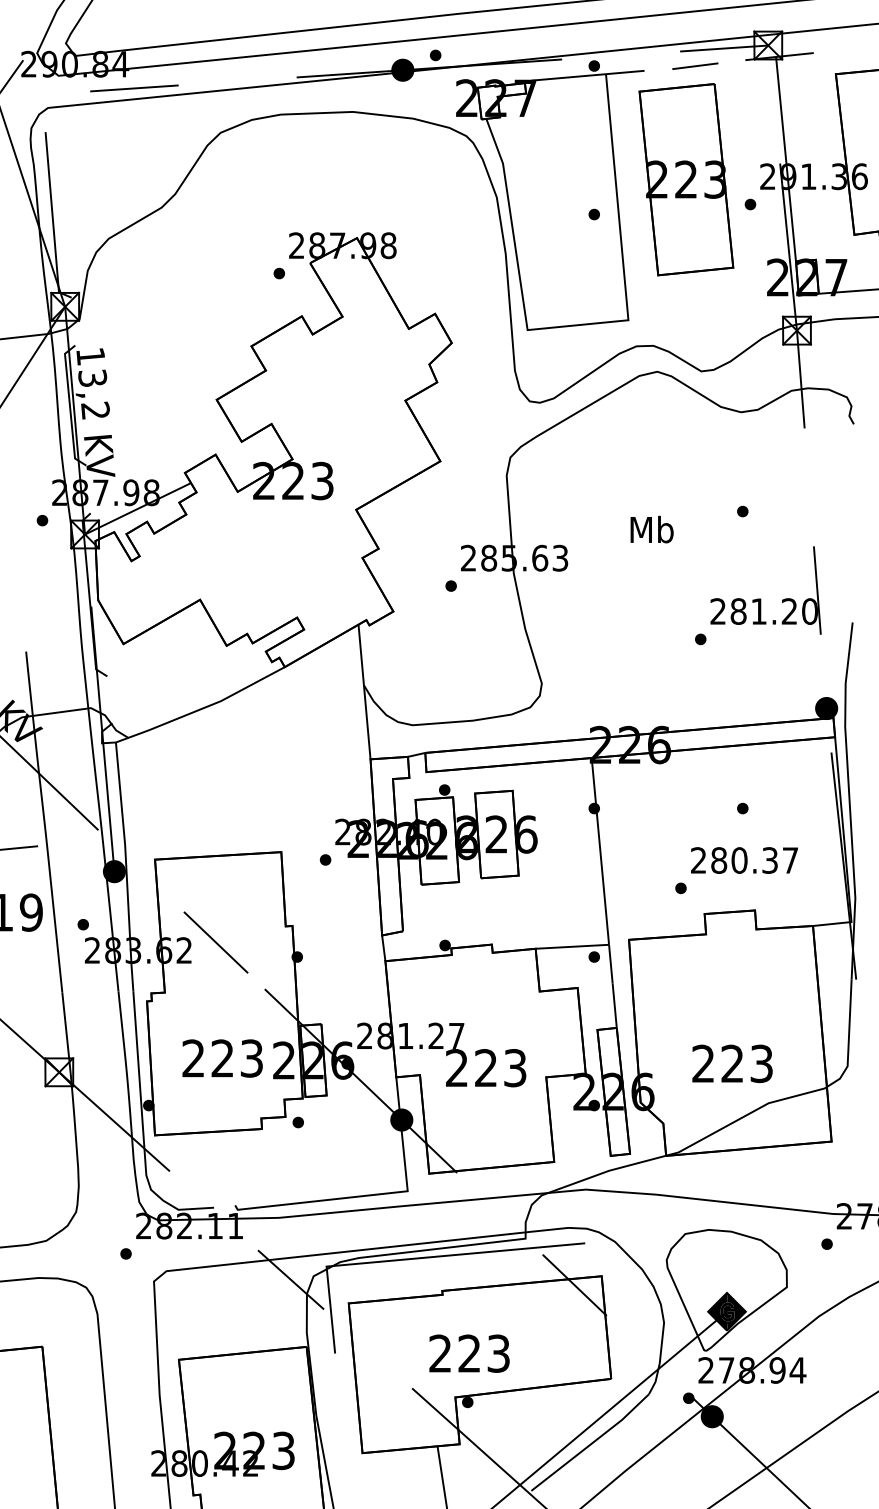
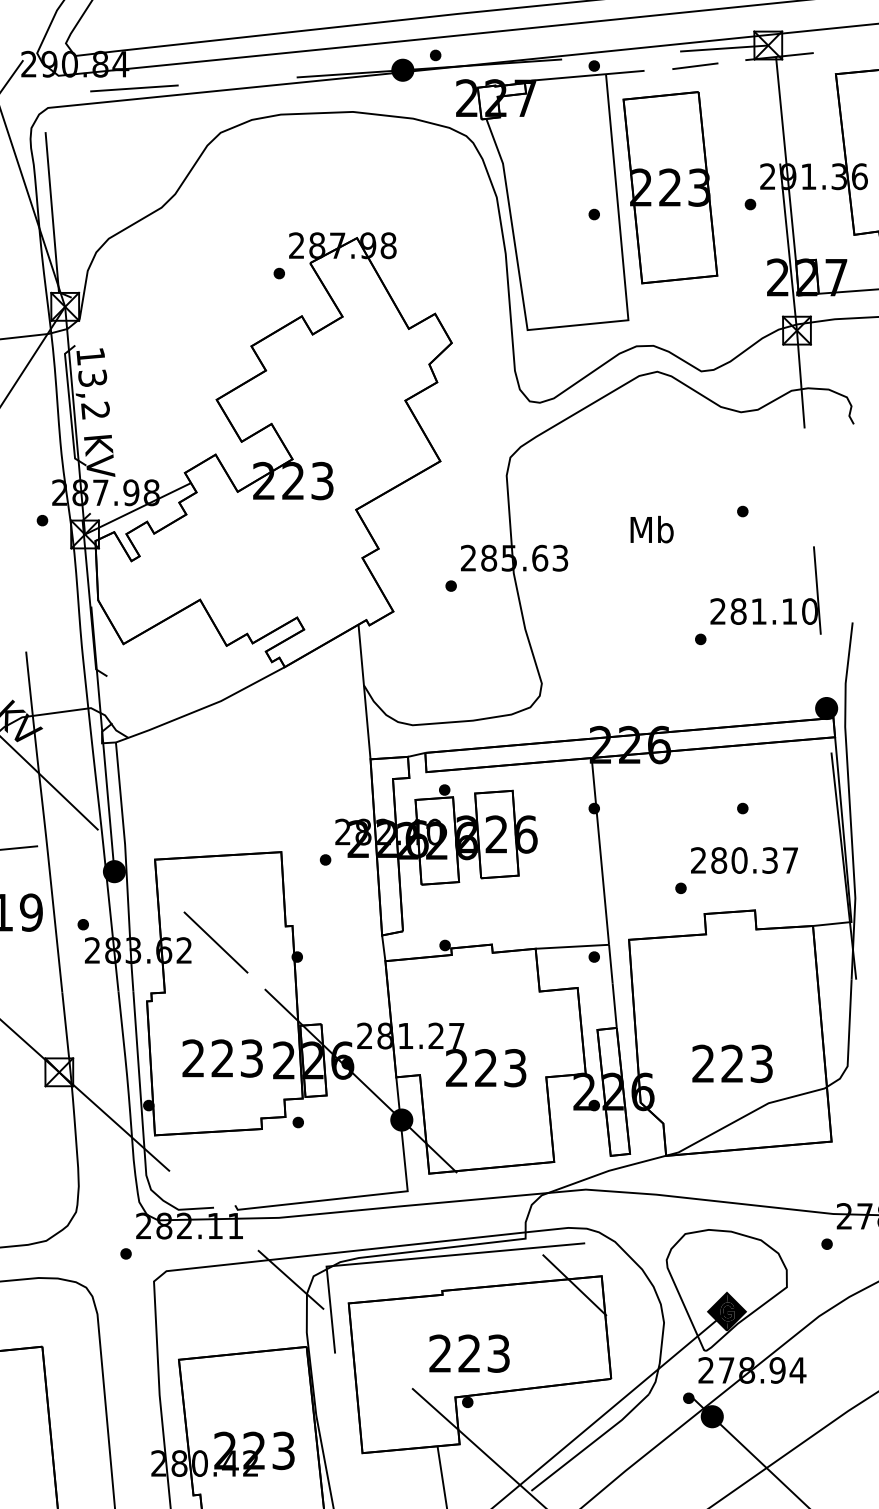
part position: (686, 179) -> (670, 187) (670, 187)
text: 281.20 -> 281.10 (788, 611)
